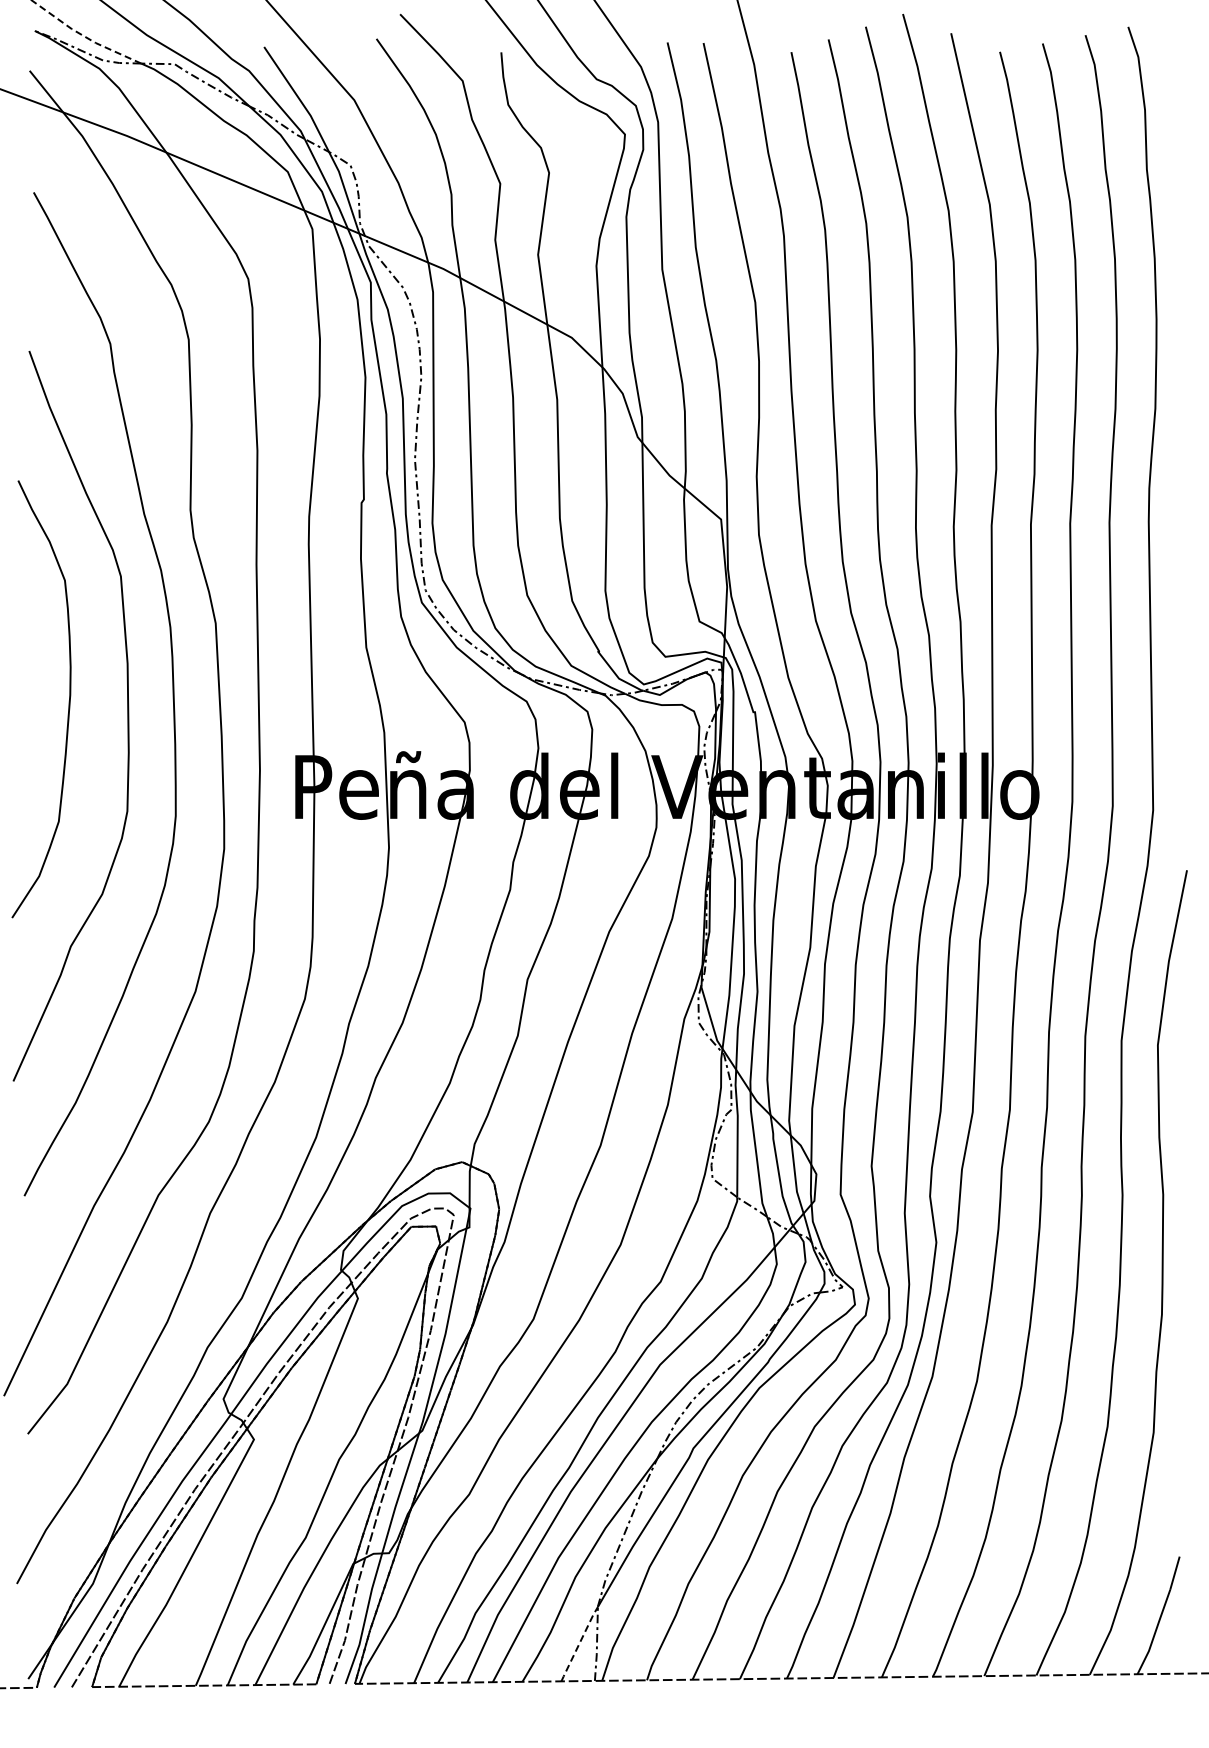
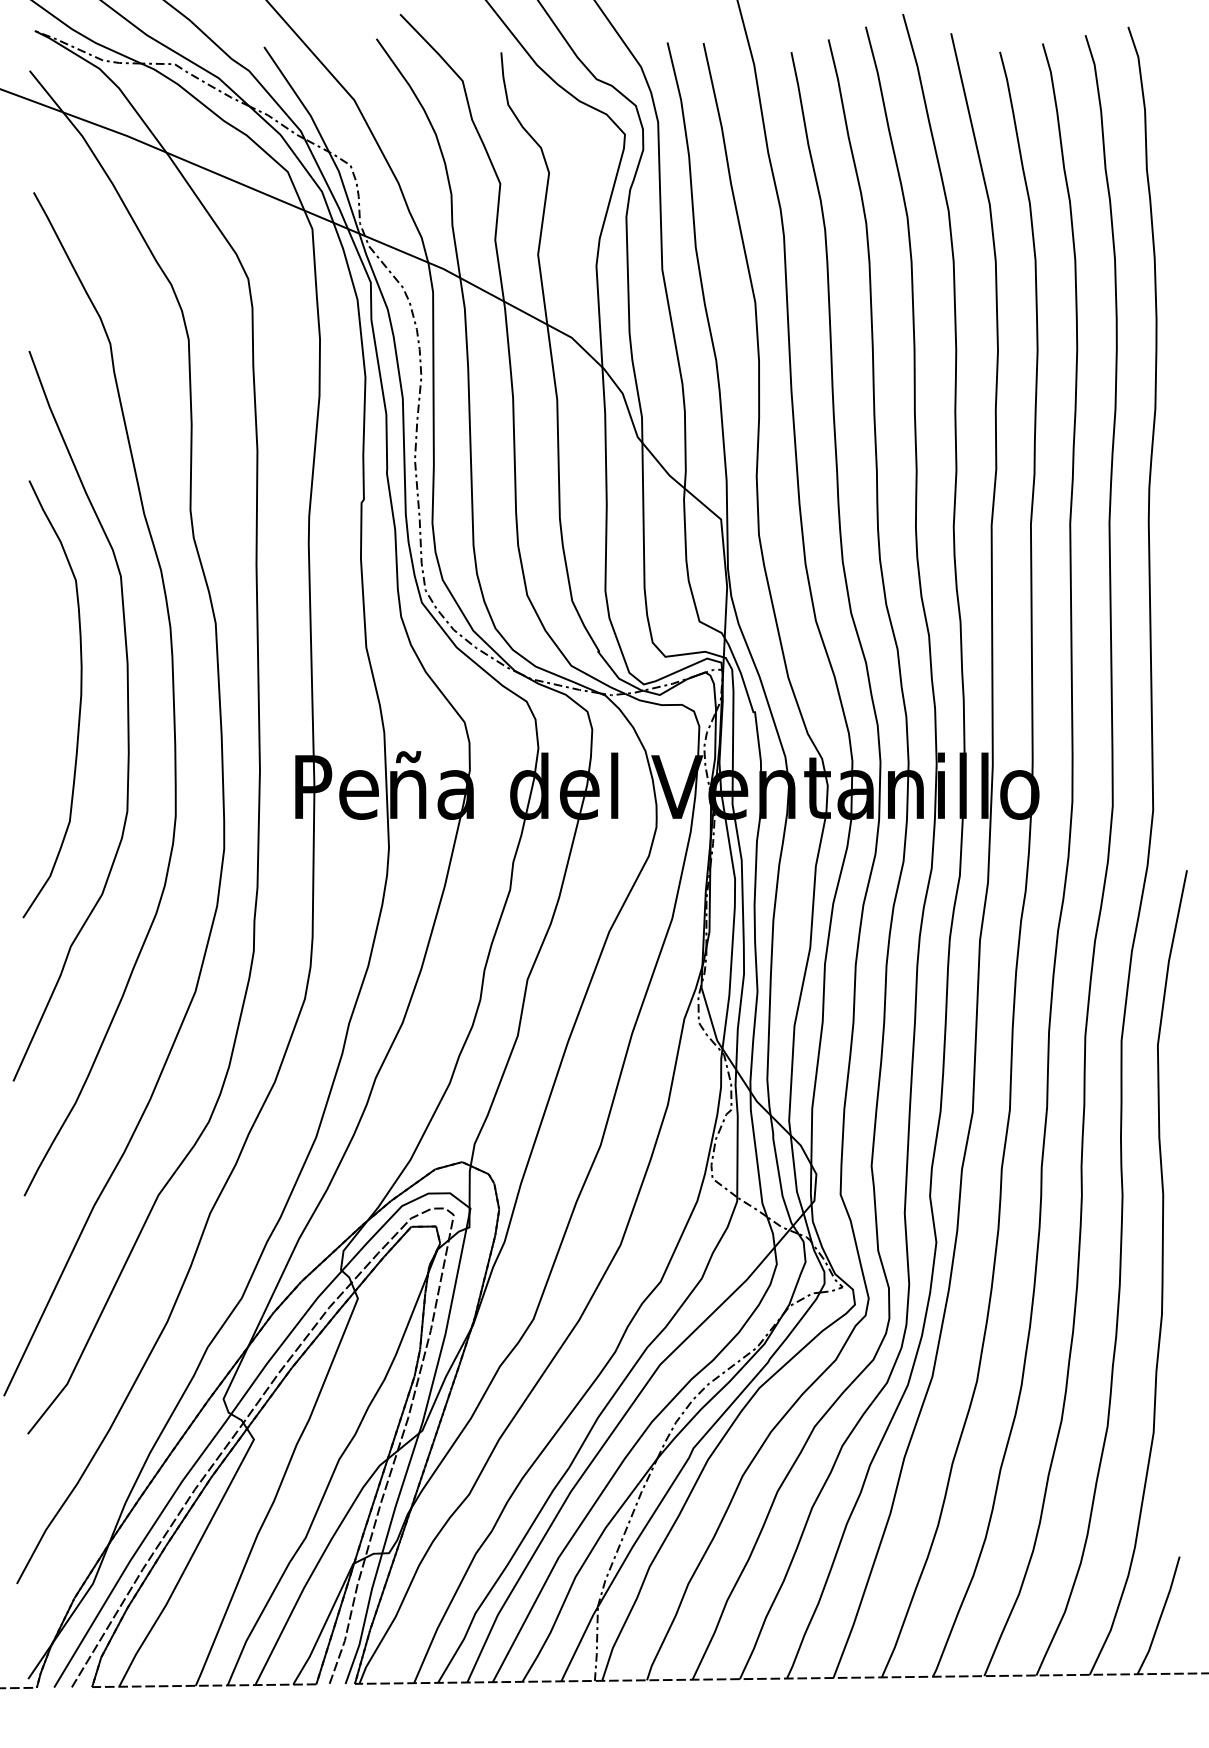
line: dashed -> solid (83, 36)
curve position: (68, 701) -> (79, 701) (79, 701)
line: dashed -> solid (579, 1643)
